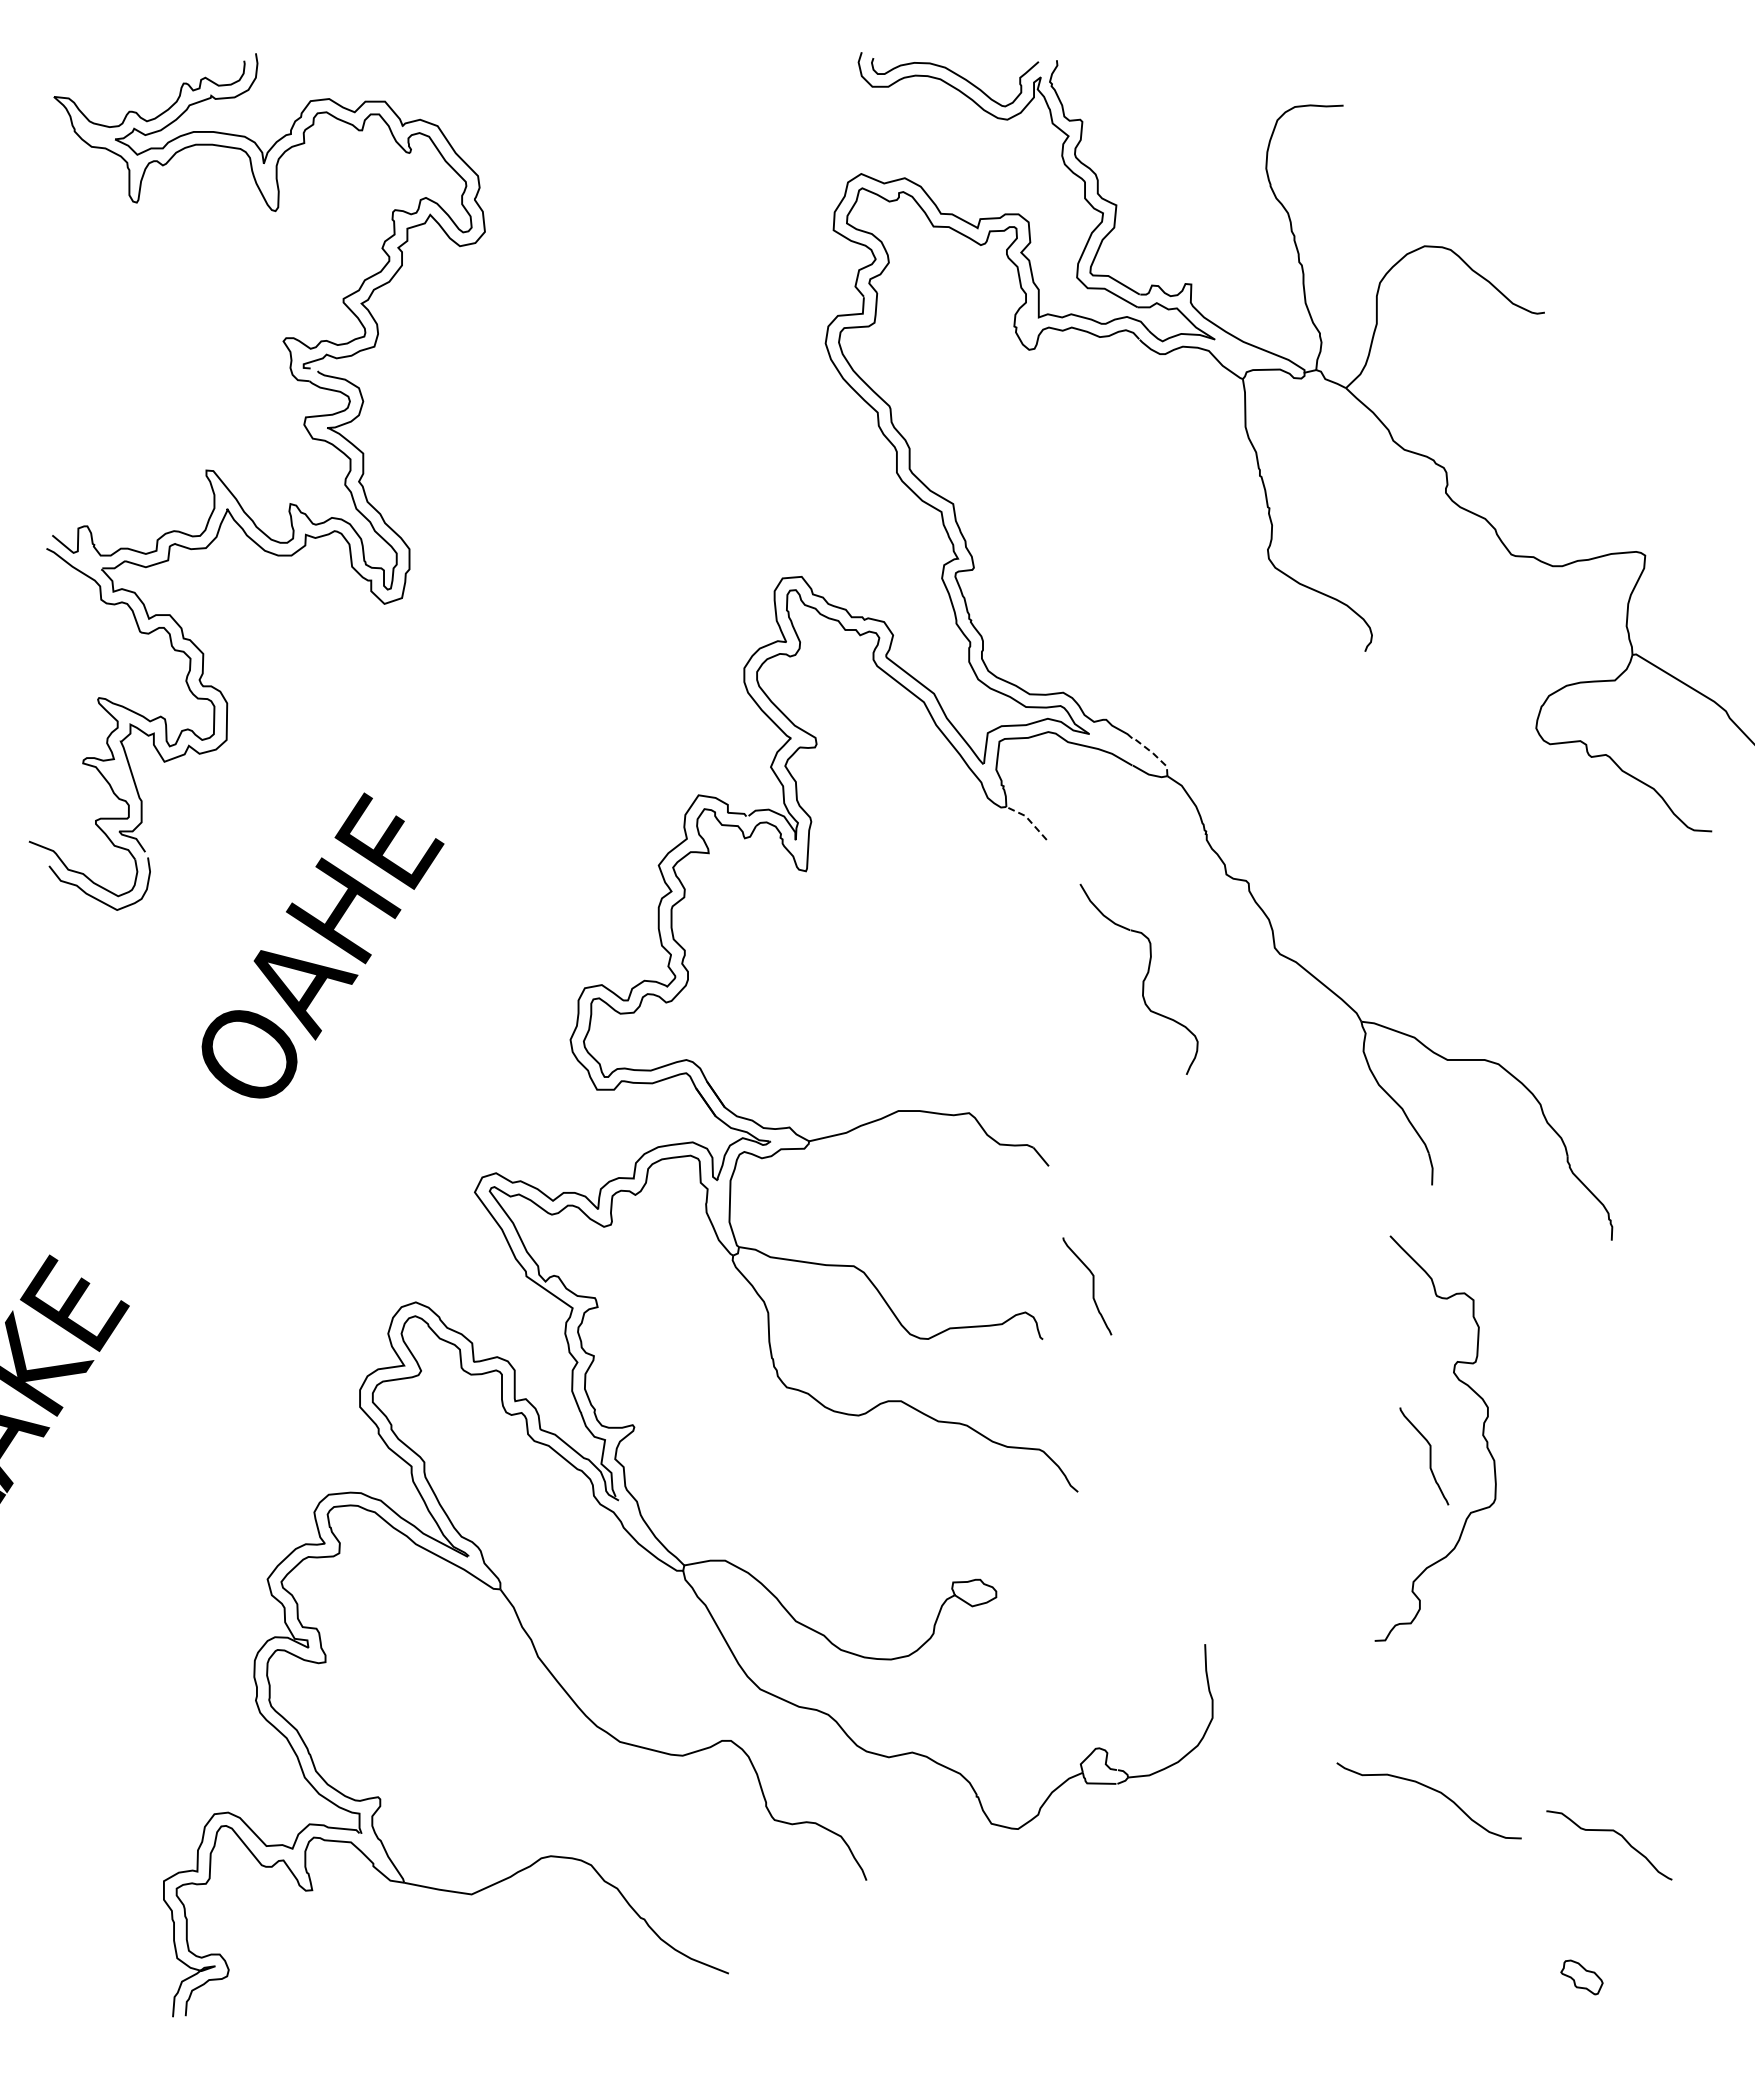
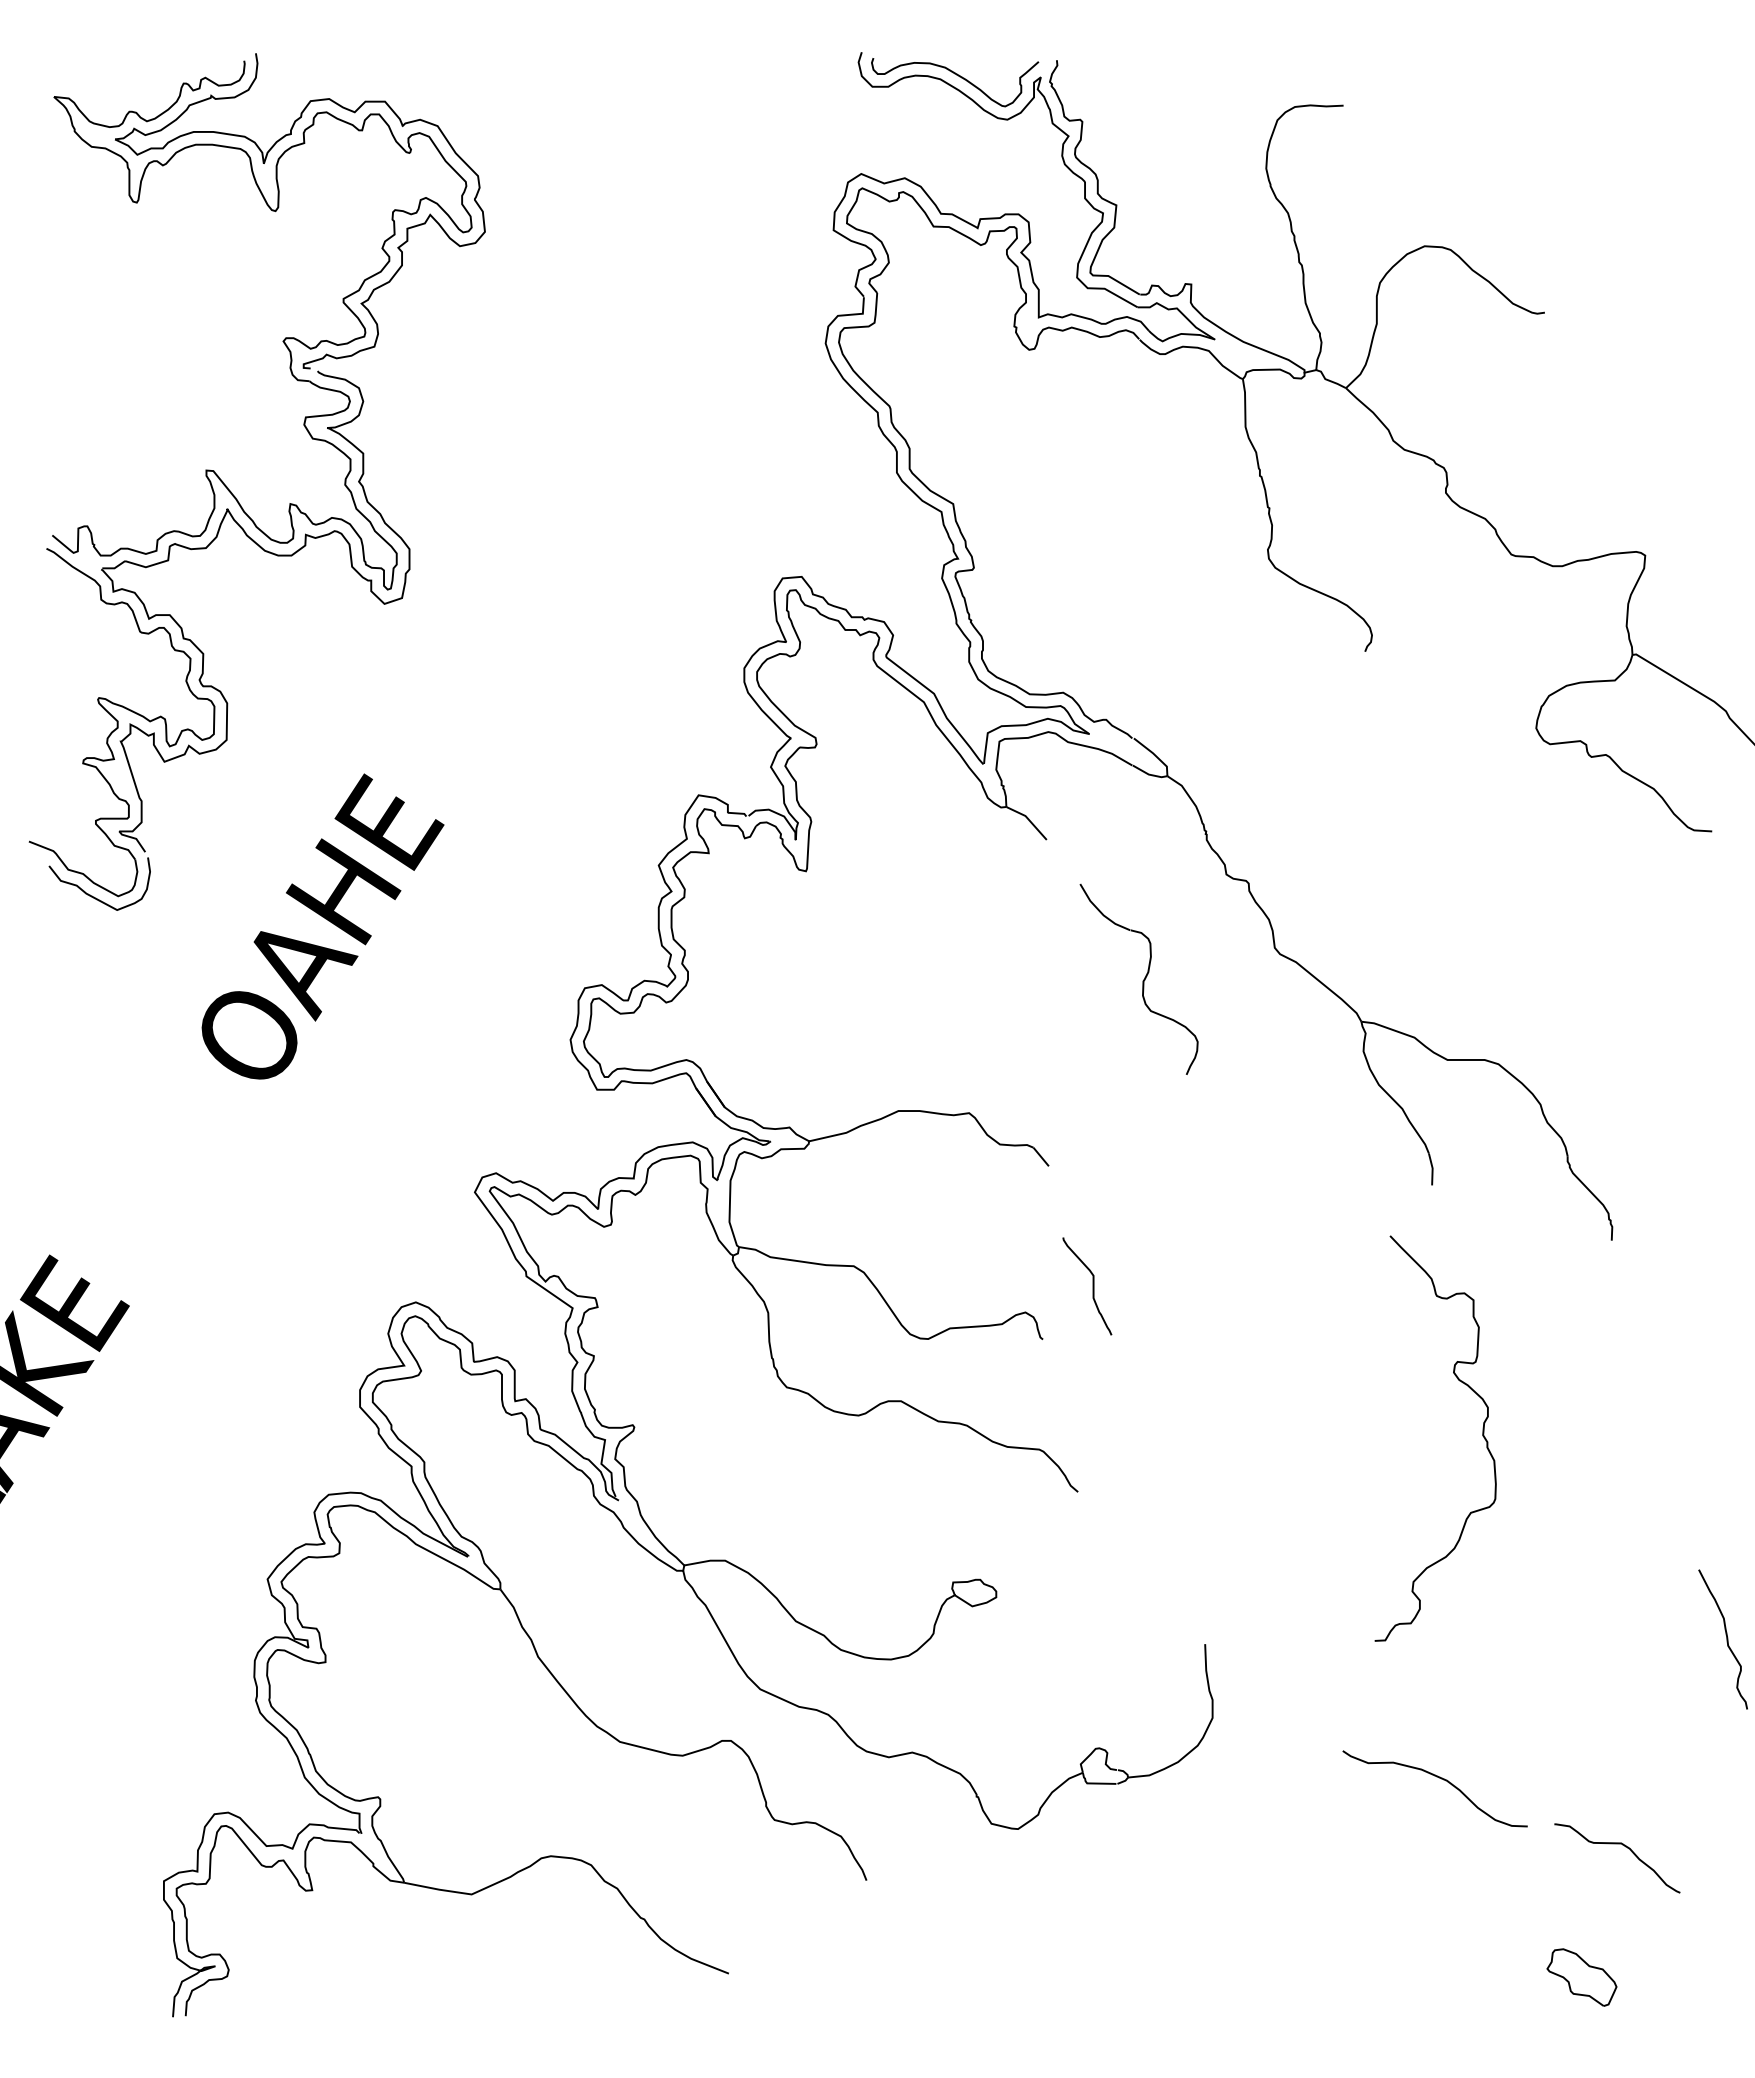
line: dashed -> solid (1154, 754)
line: dashed -> solid (1028, 819)
text position: (322, 945) -> (322, 926) (322, 926)
curve: present -> none (1429, 1456)
curve: none -> present (1726, 1639)
curve position: (1430, 1789) -> (1436, 1777) (1436, 1777)
curve position: (1617, 1834) -> (1625, 1847) (1625, 1847)
part size: 44x37 px -> 72x59 px (1581, 1977)
